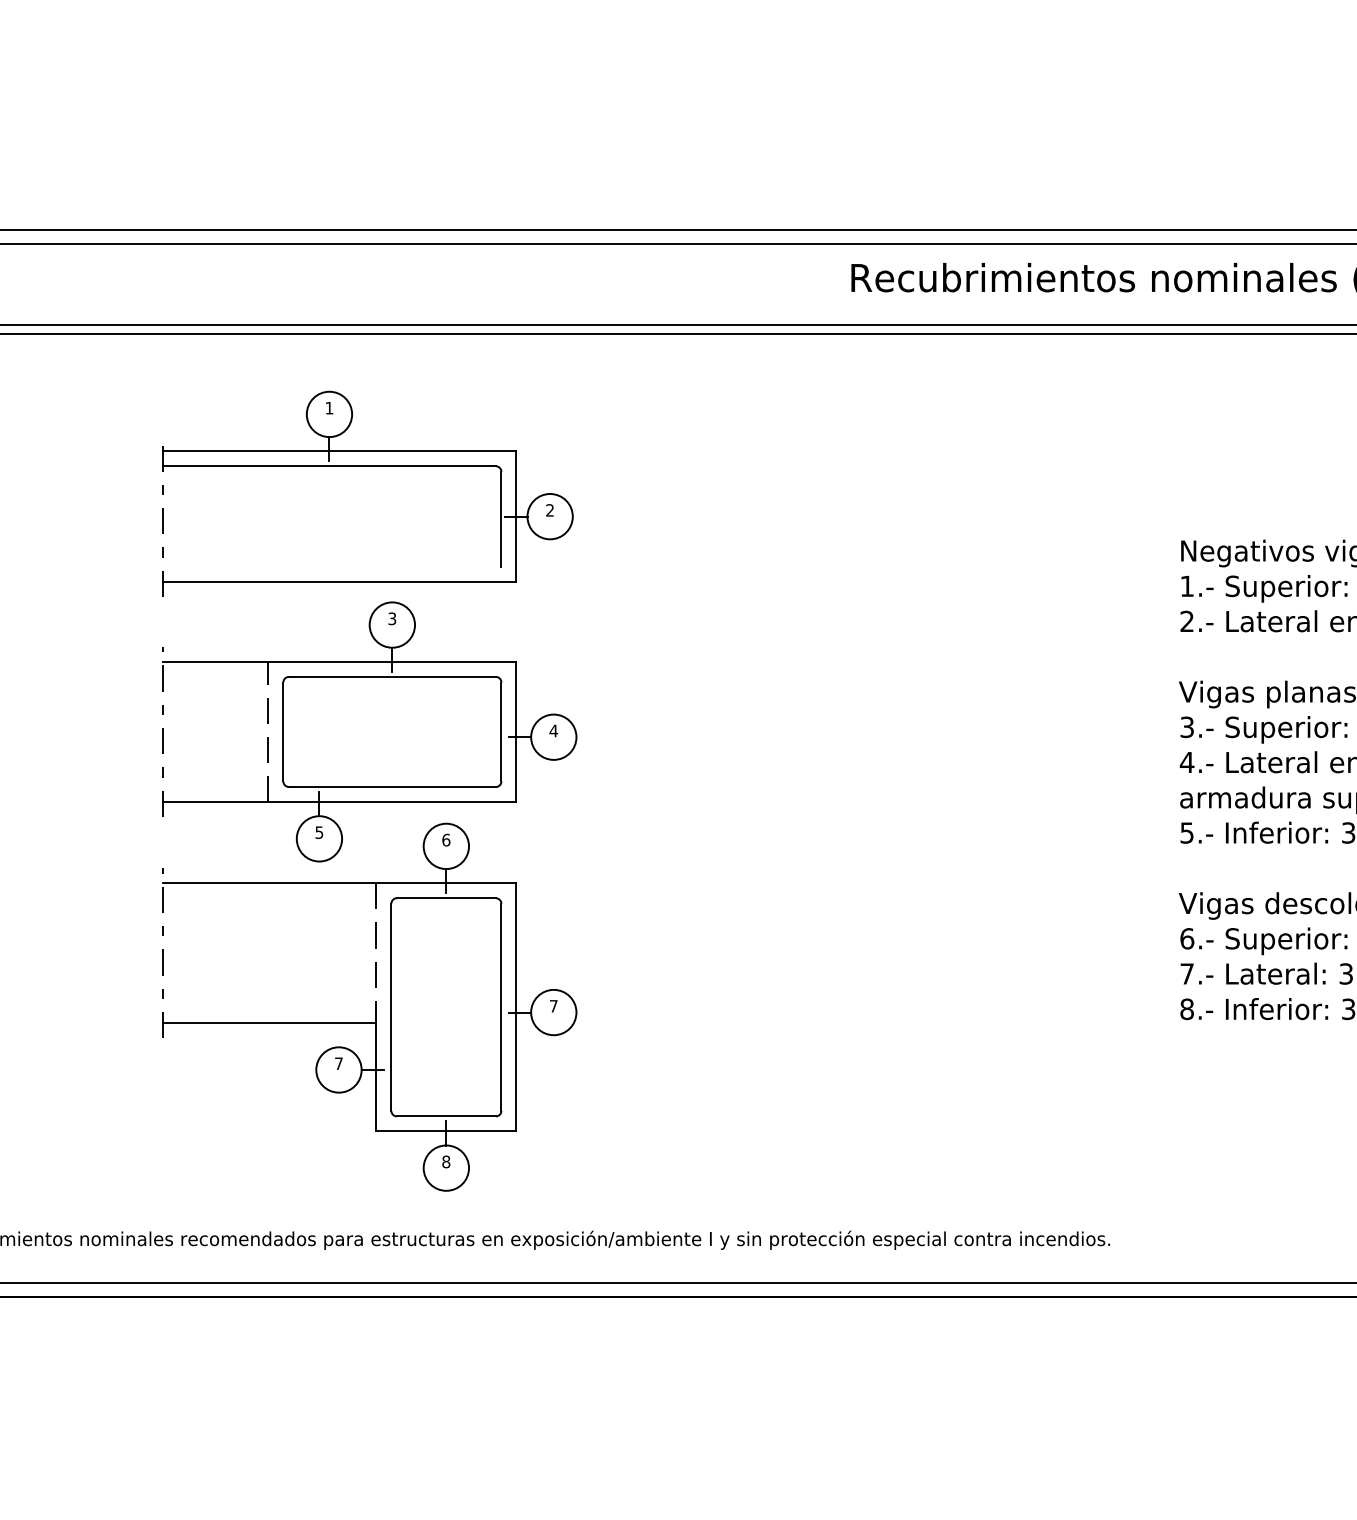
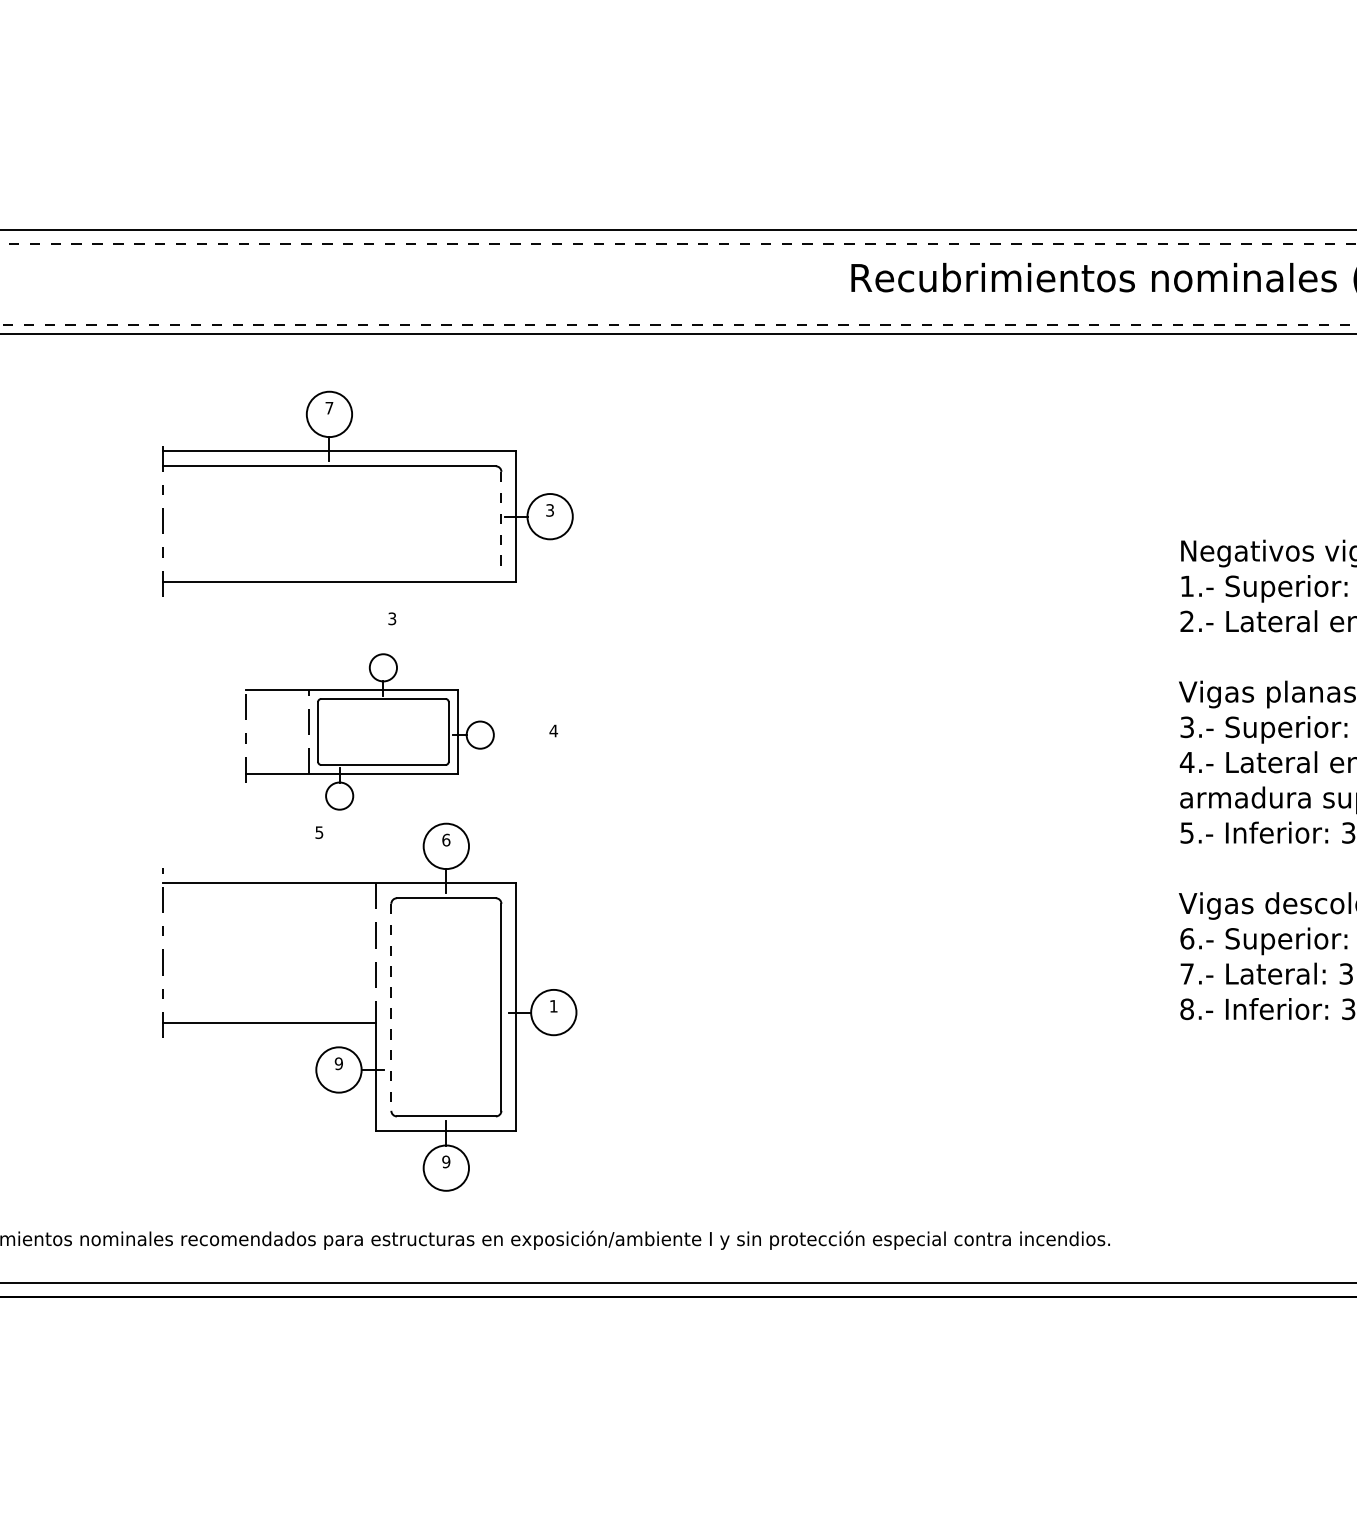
line: solid -> dashed (678, 244)
line: solid -> dashed (678, 325)
text: 1 -> 7 (329, 408)
text: 2 -> 3 (549, 510)
line: solid -> dashed (501, 519)
part size: 416x262 px -> 250x158 px (369, 731)
text: 7 -> 1 (553, 1006)
line: solid -> dashed (391, 1007)
text: 7 -> 9 (338, 1063)
text: 8 -> 9 (446, 1161)
